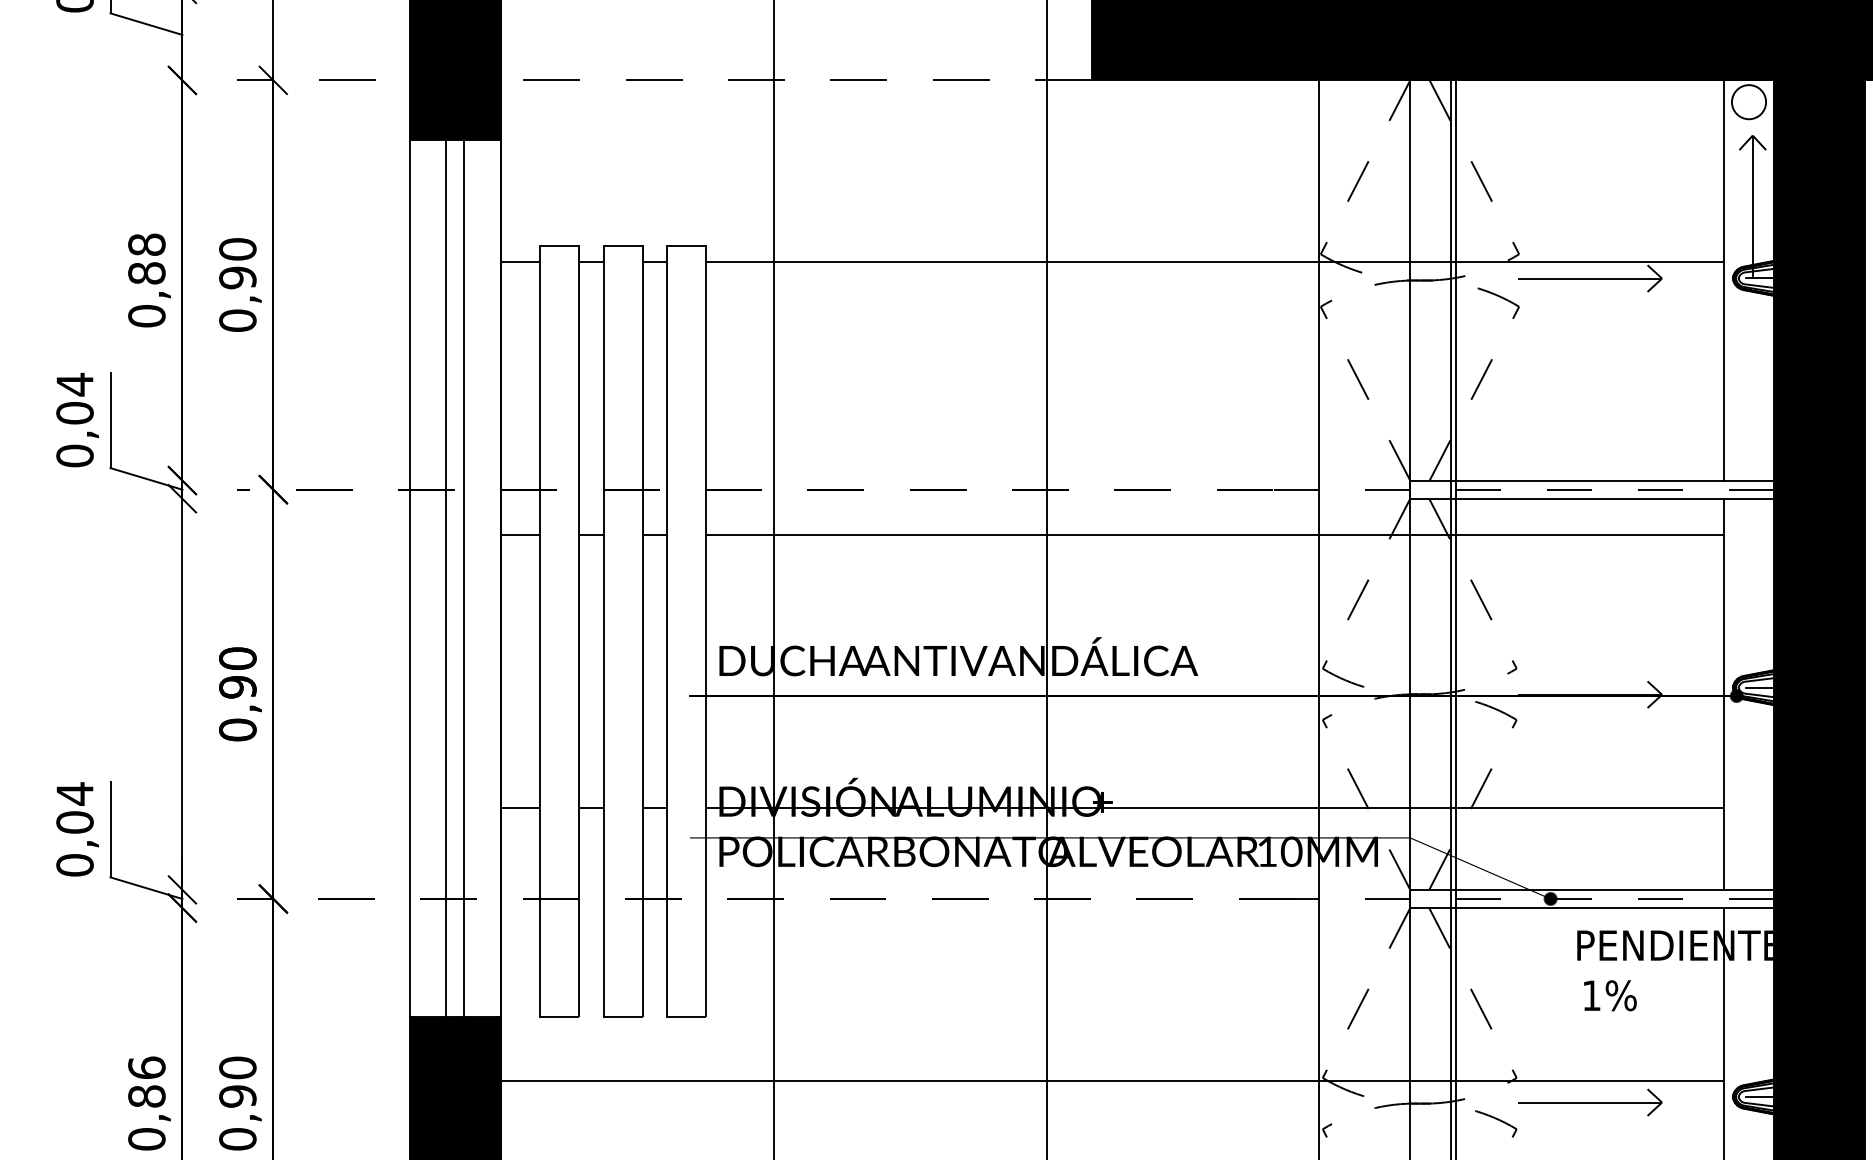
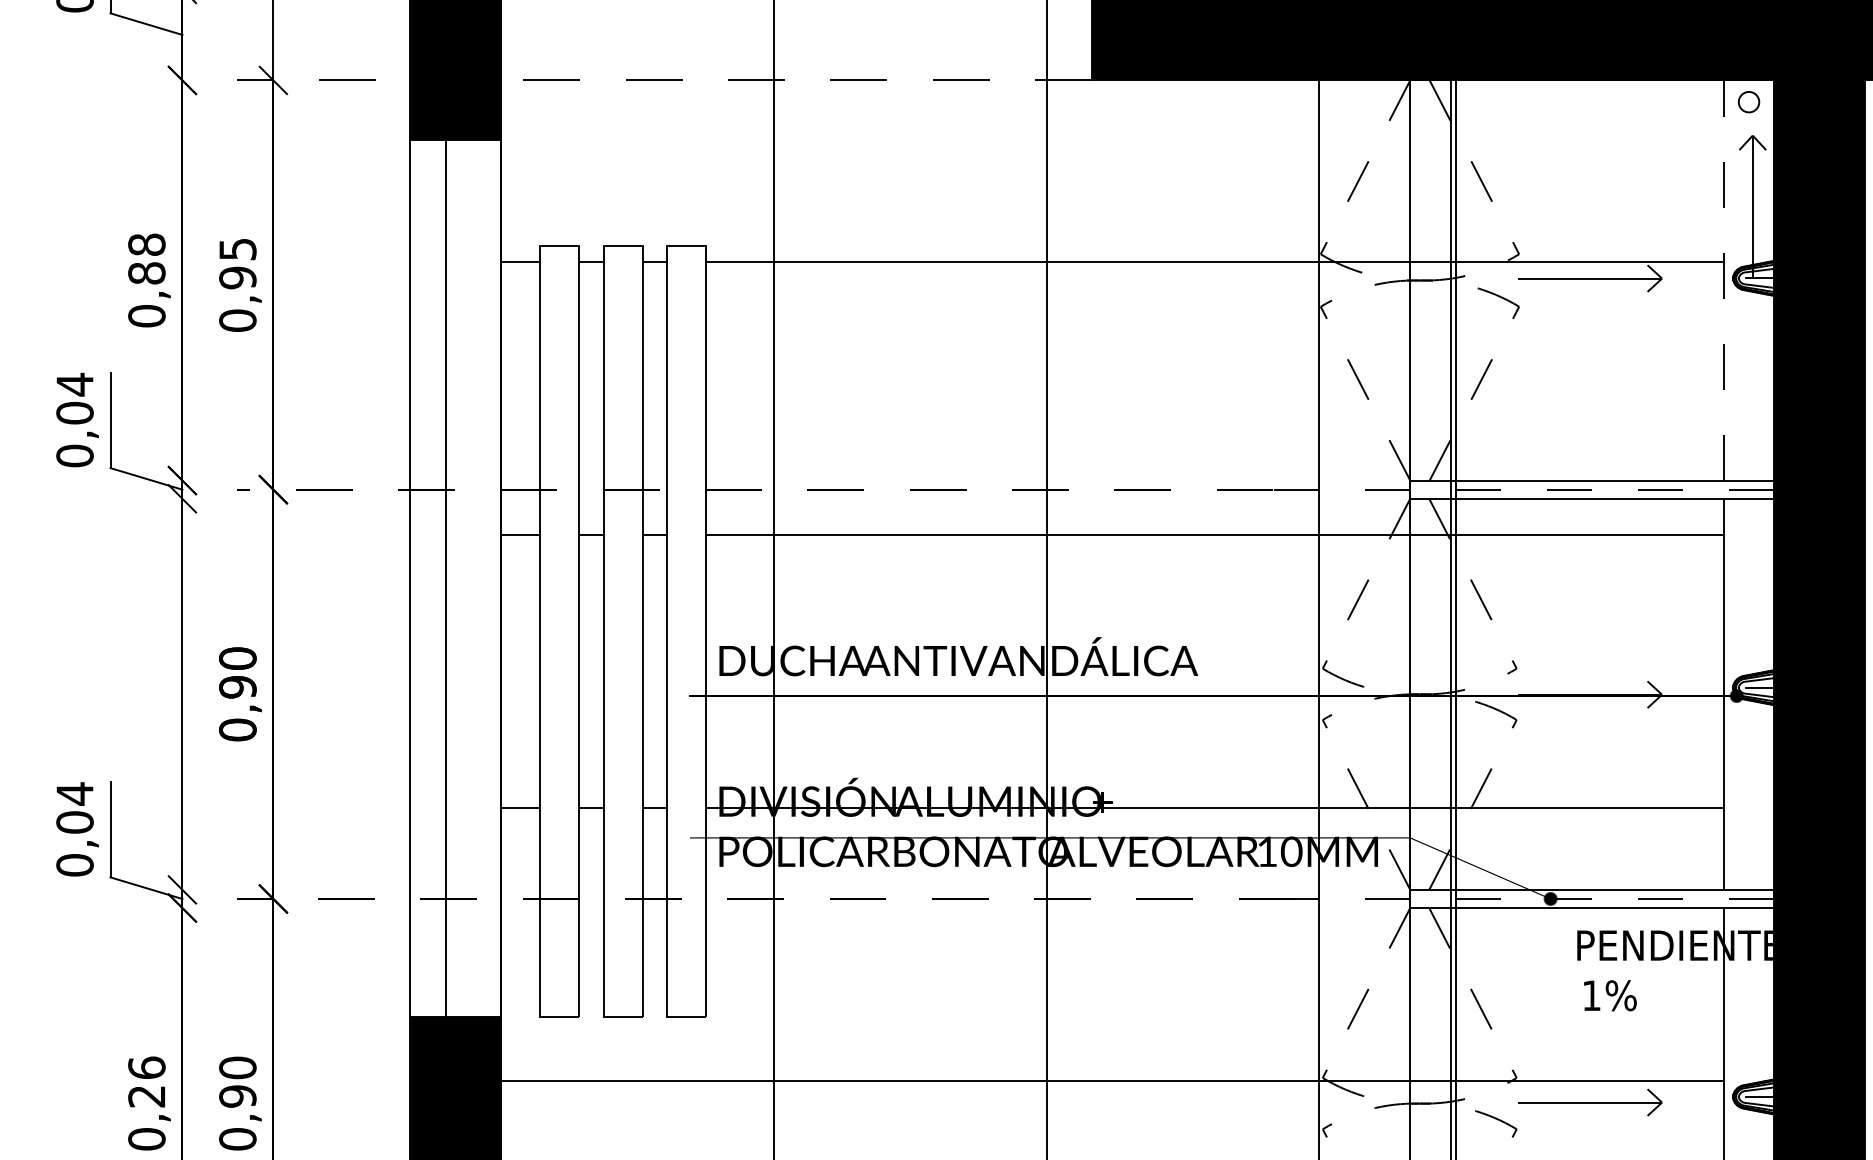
circle diameter: 34 px -> 20 px (1748, 101)
text: 0,90 -> 0,95 (237, 249)
line: solid -> dashed (1724, 280)
line: present -> none (464, 578)
text: 0,86 -> 0,26 (146, 1096)
